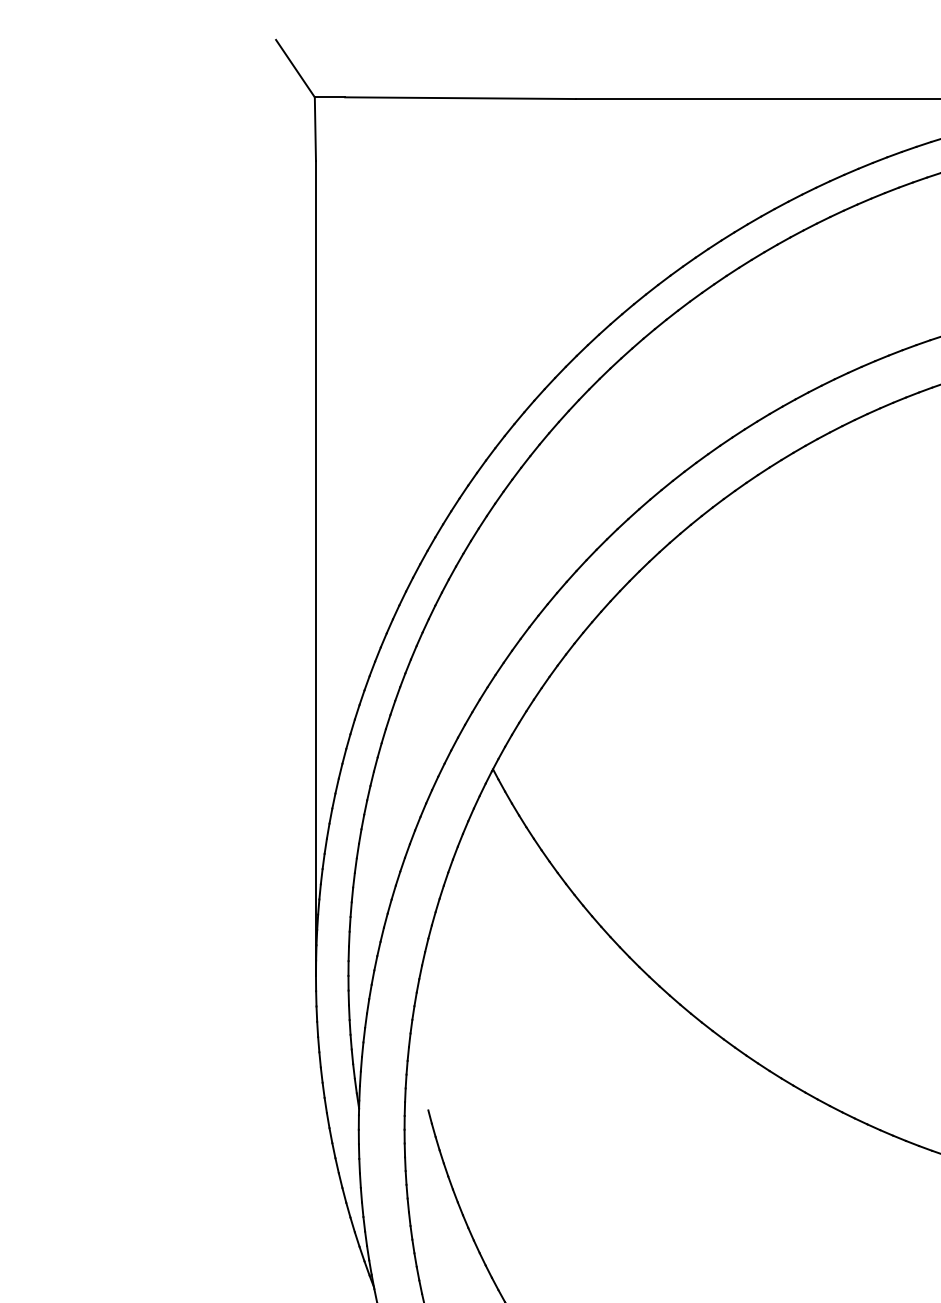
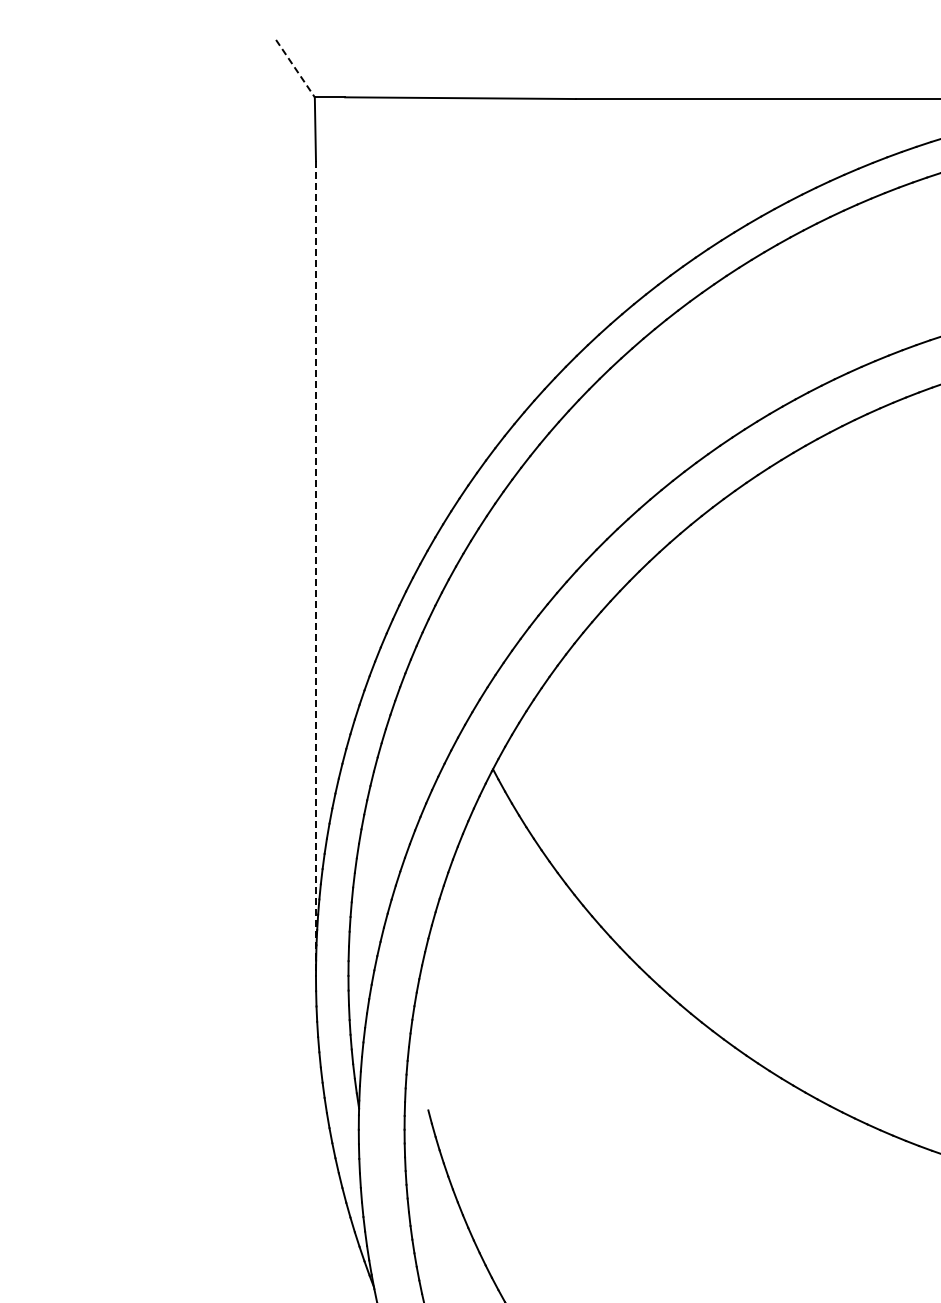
line: solid -> dashed (295, 68)
line: solid -> dashed (315, 569)
